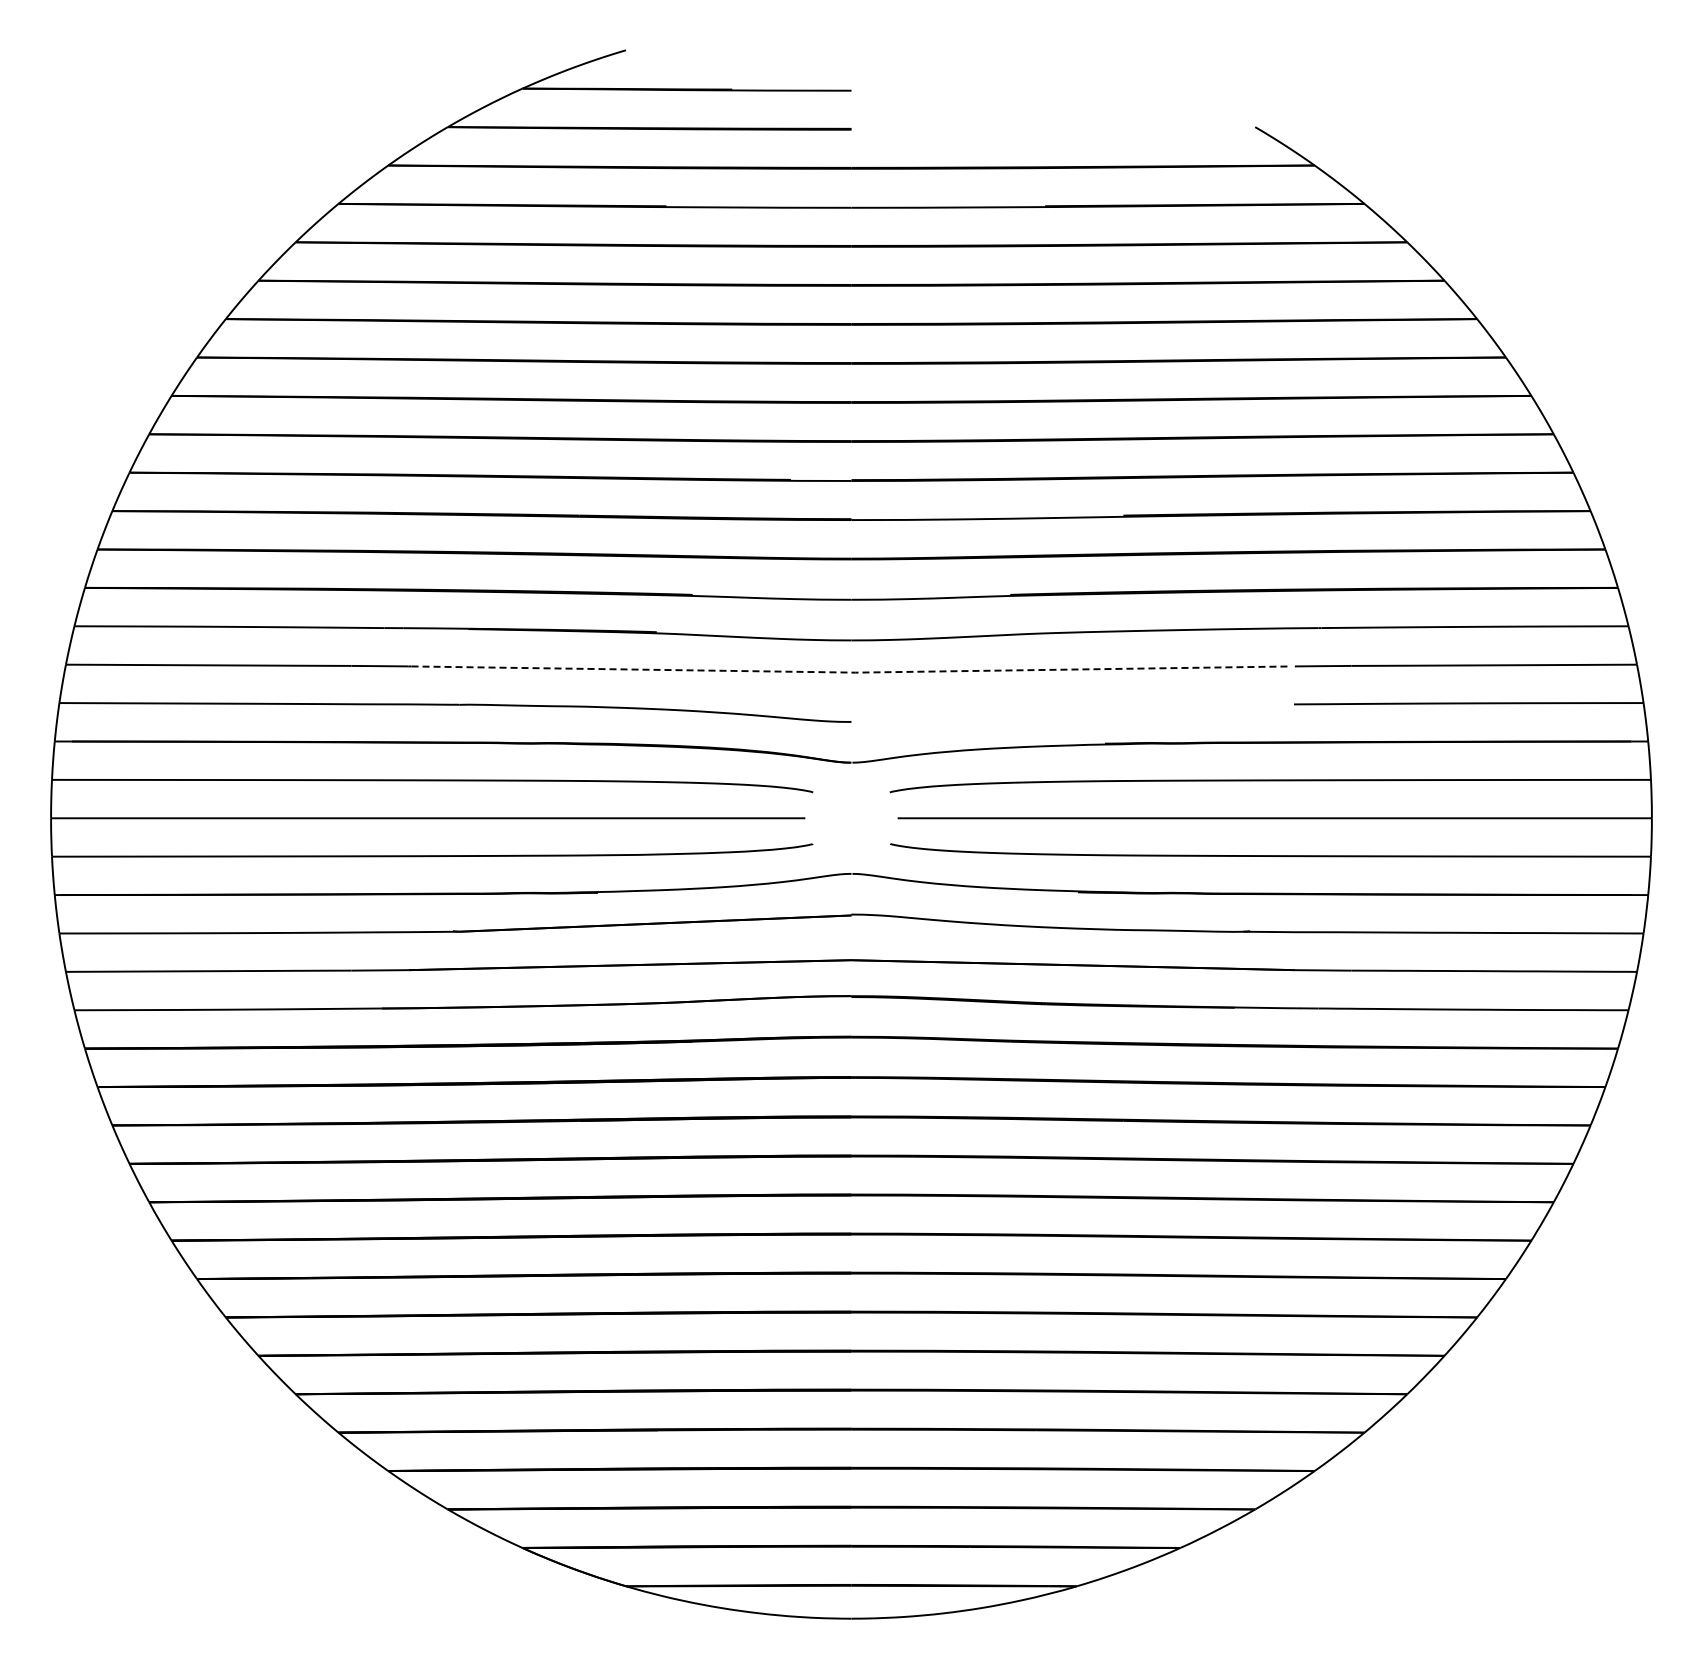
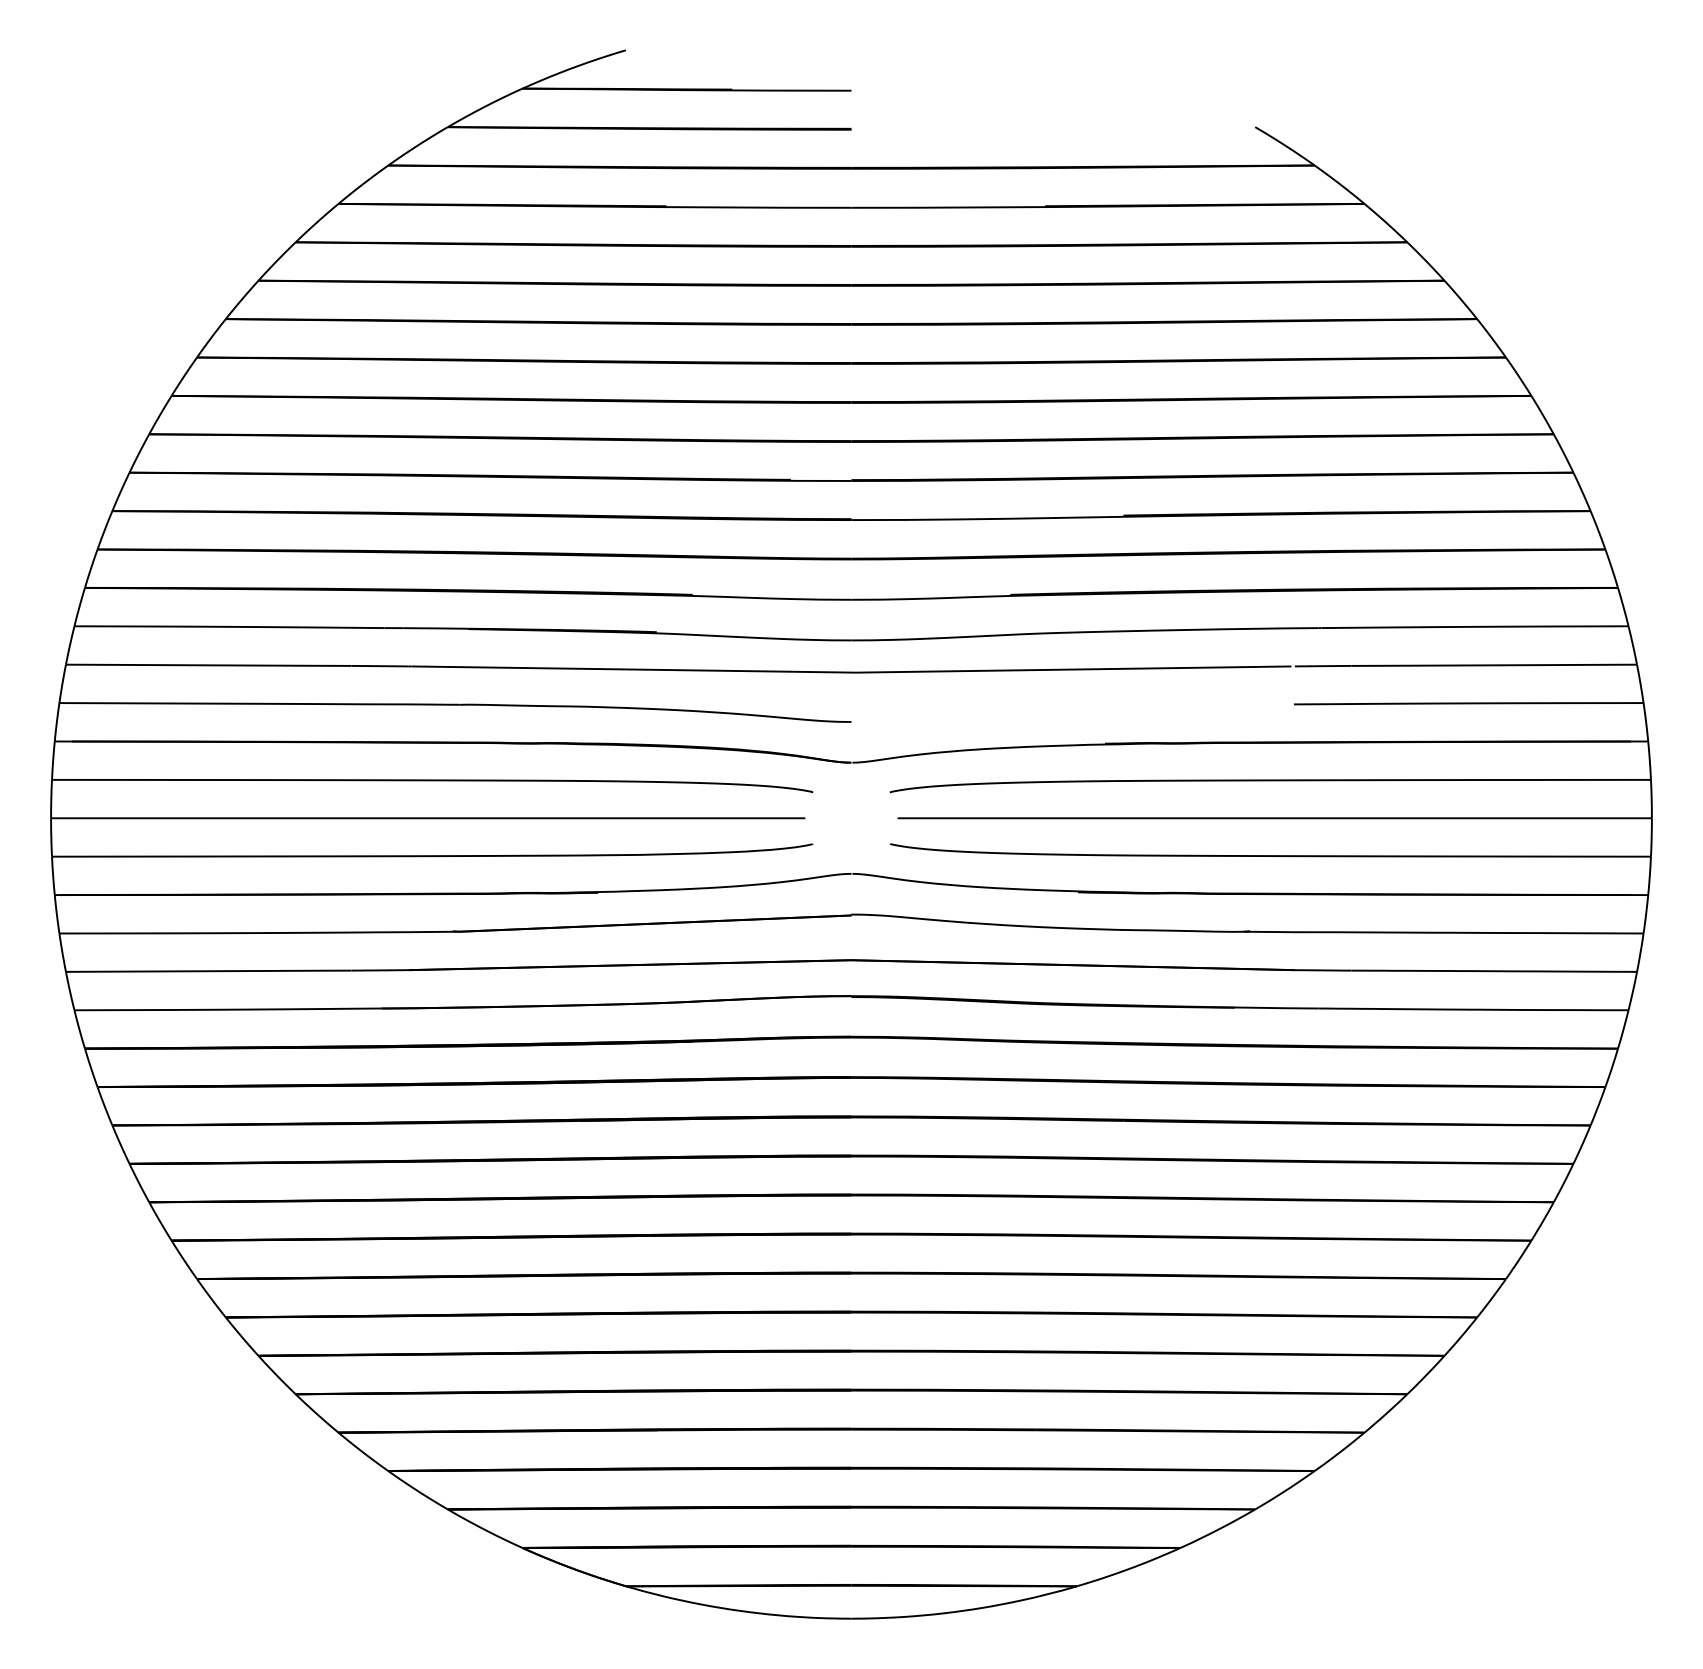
line: dashed -> solid (851, 672)
